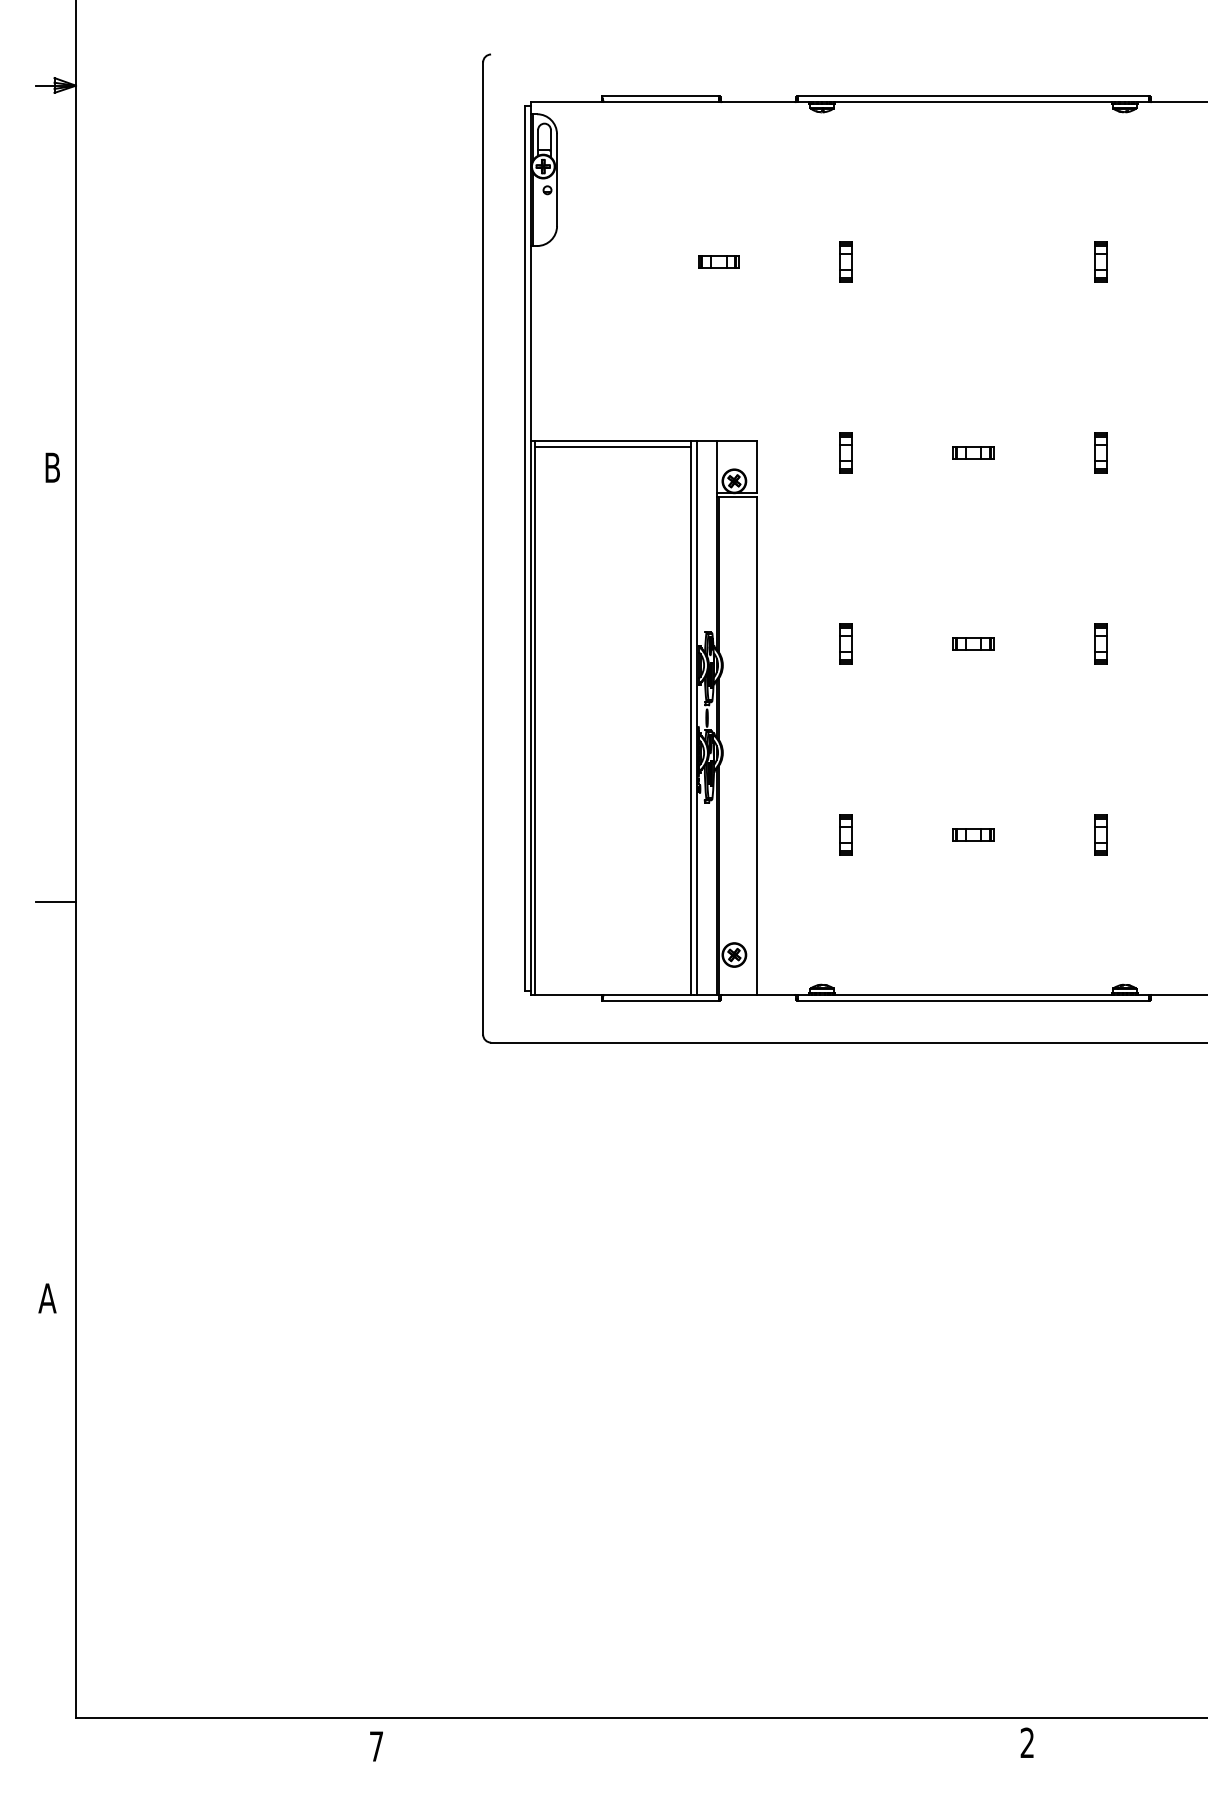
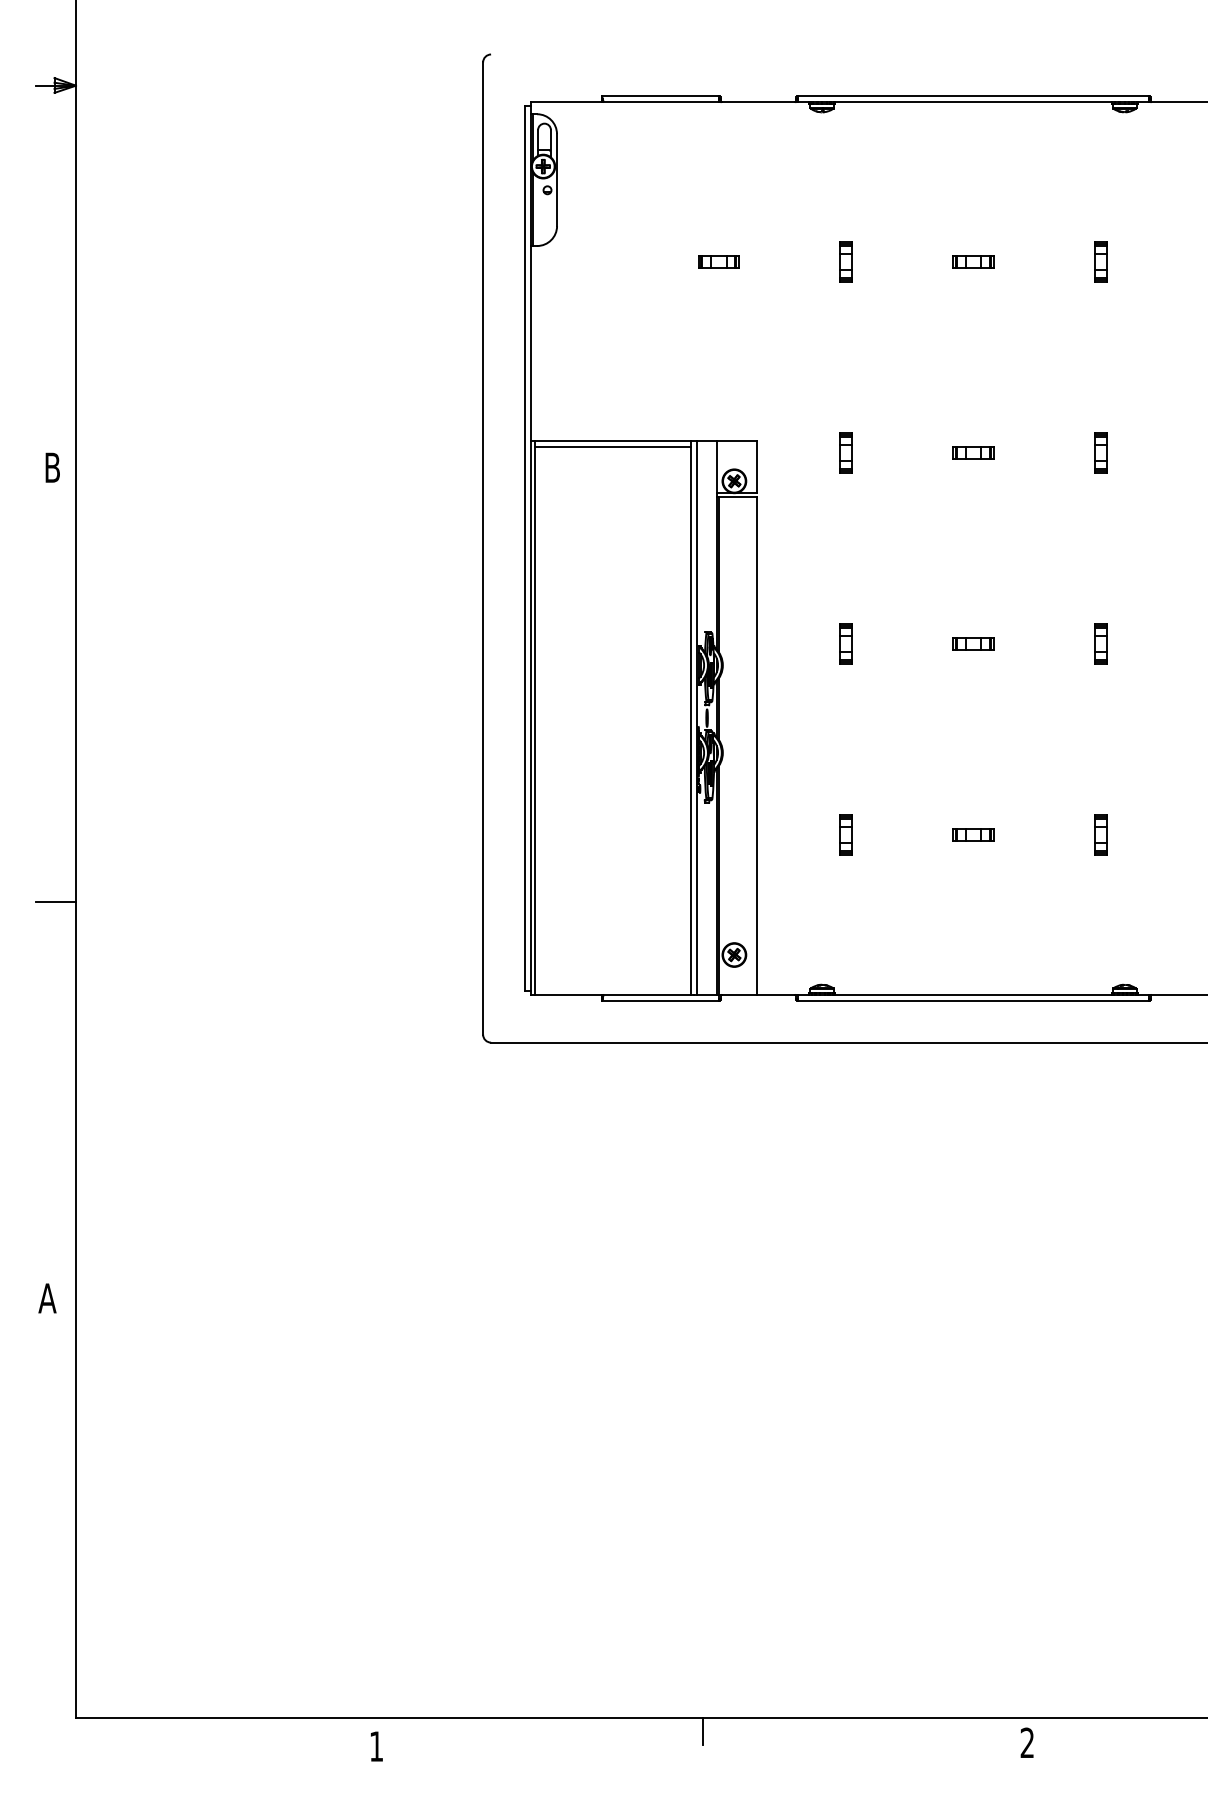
part: none -> present (973, 261)
line: none -> present (702, 1730)
text: 7 -> 1 (376, 1746)
